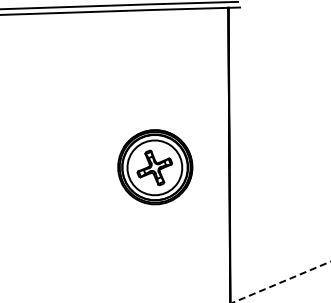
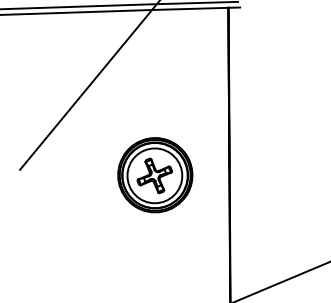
line: none -> present (89, 85)
part position: (155, 167) -> (155, 175) (155, 175)
line: dashed -> solid (281, 282)
